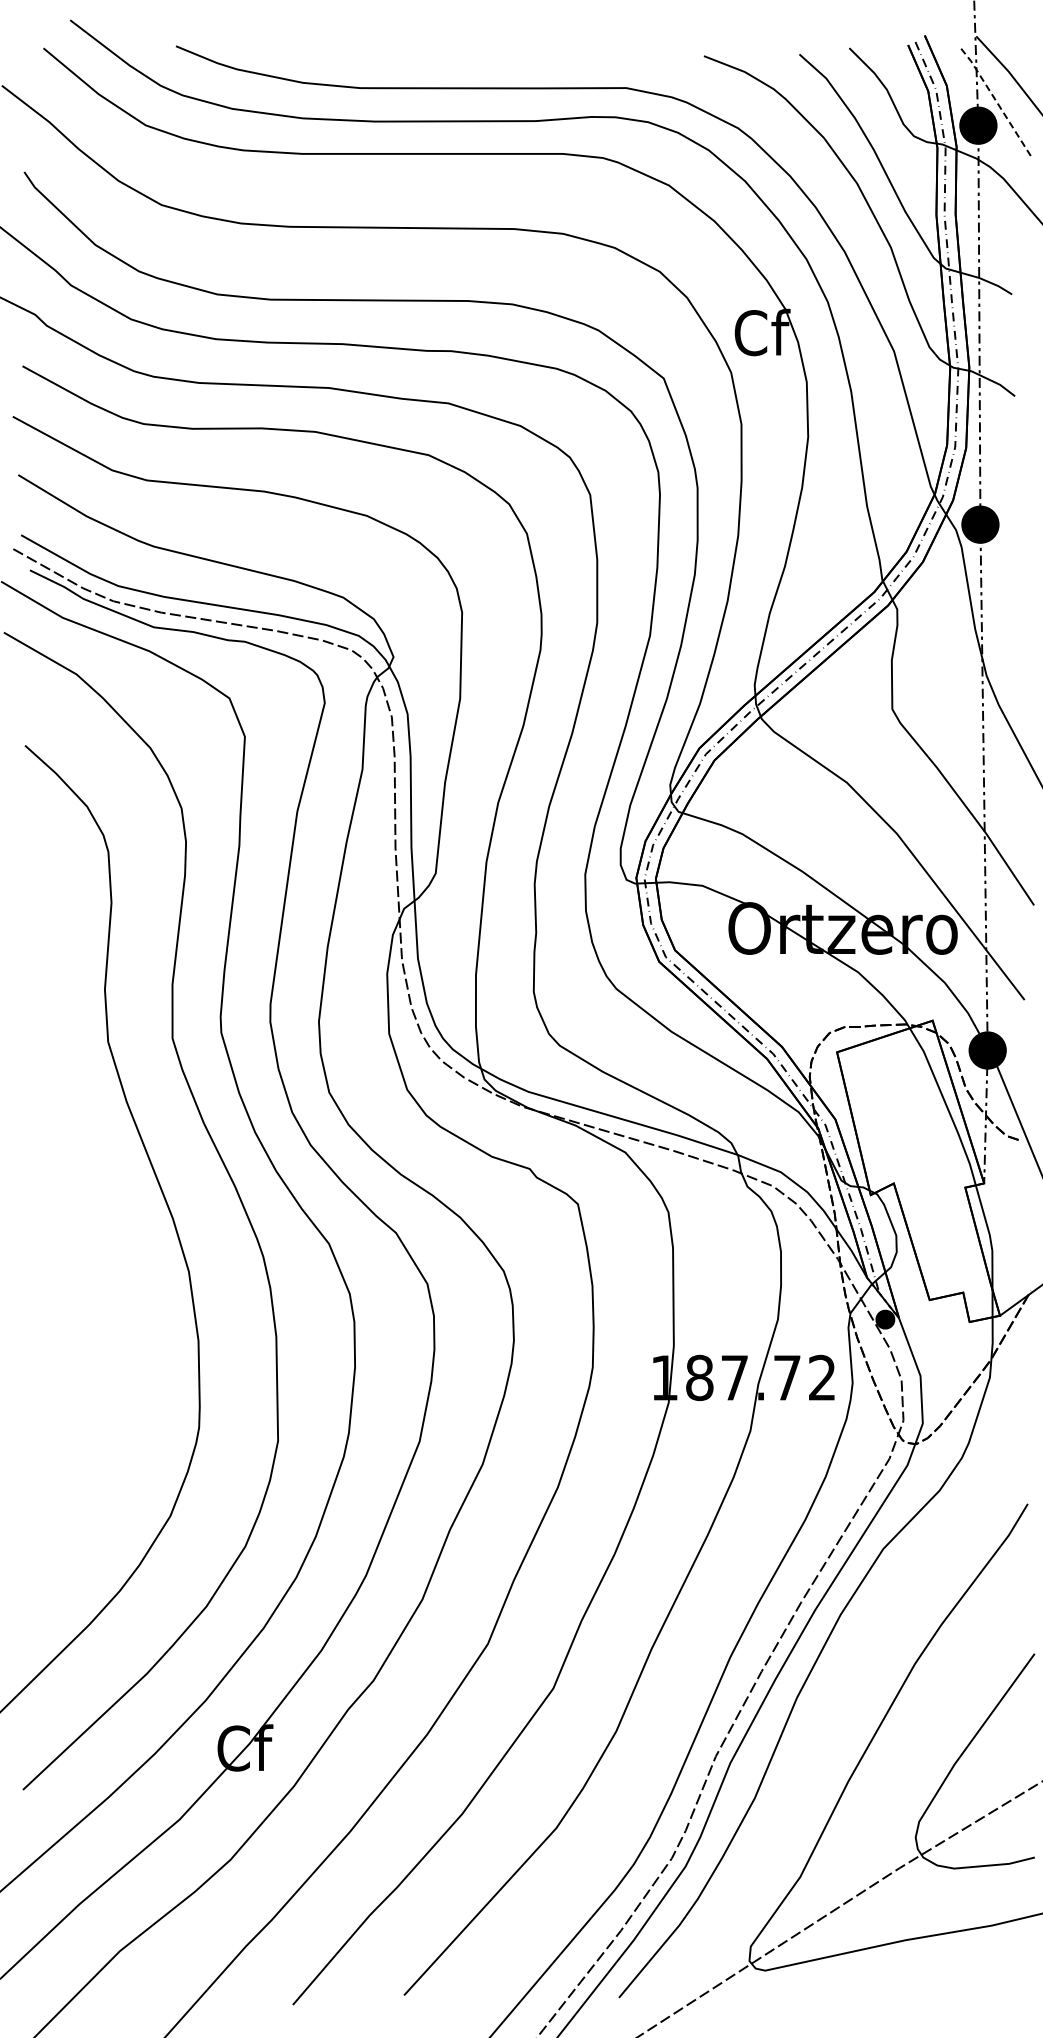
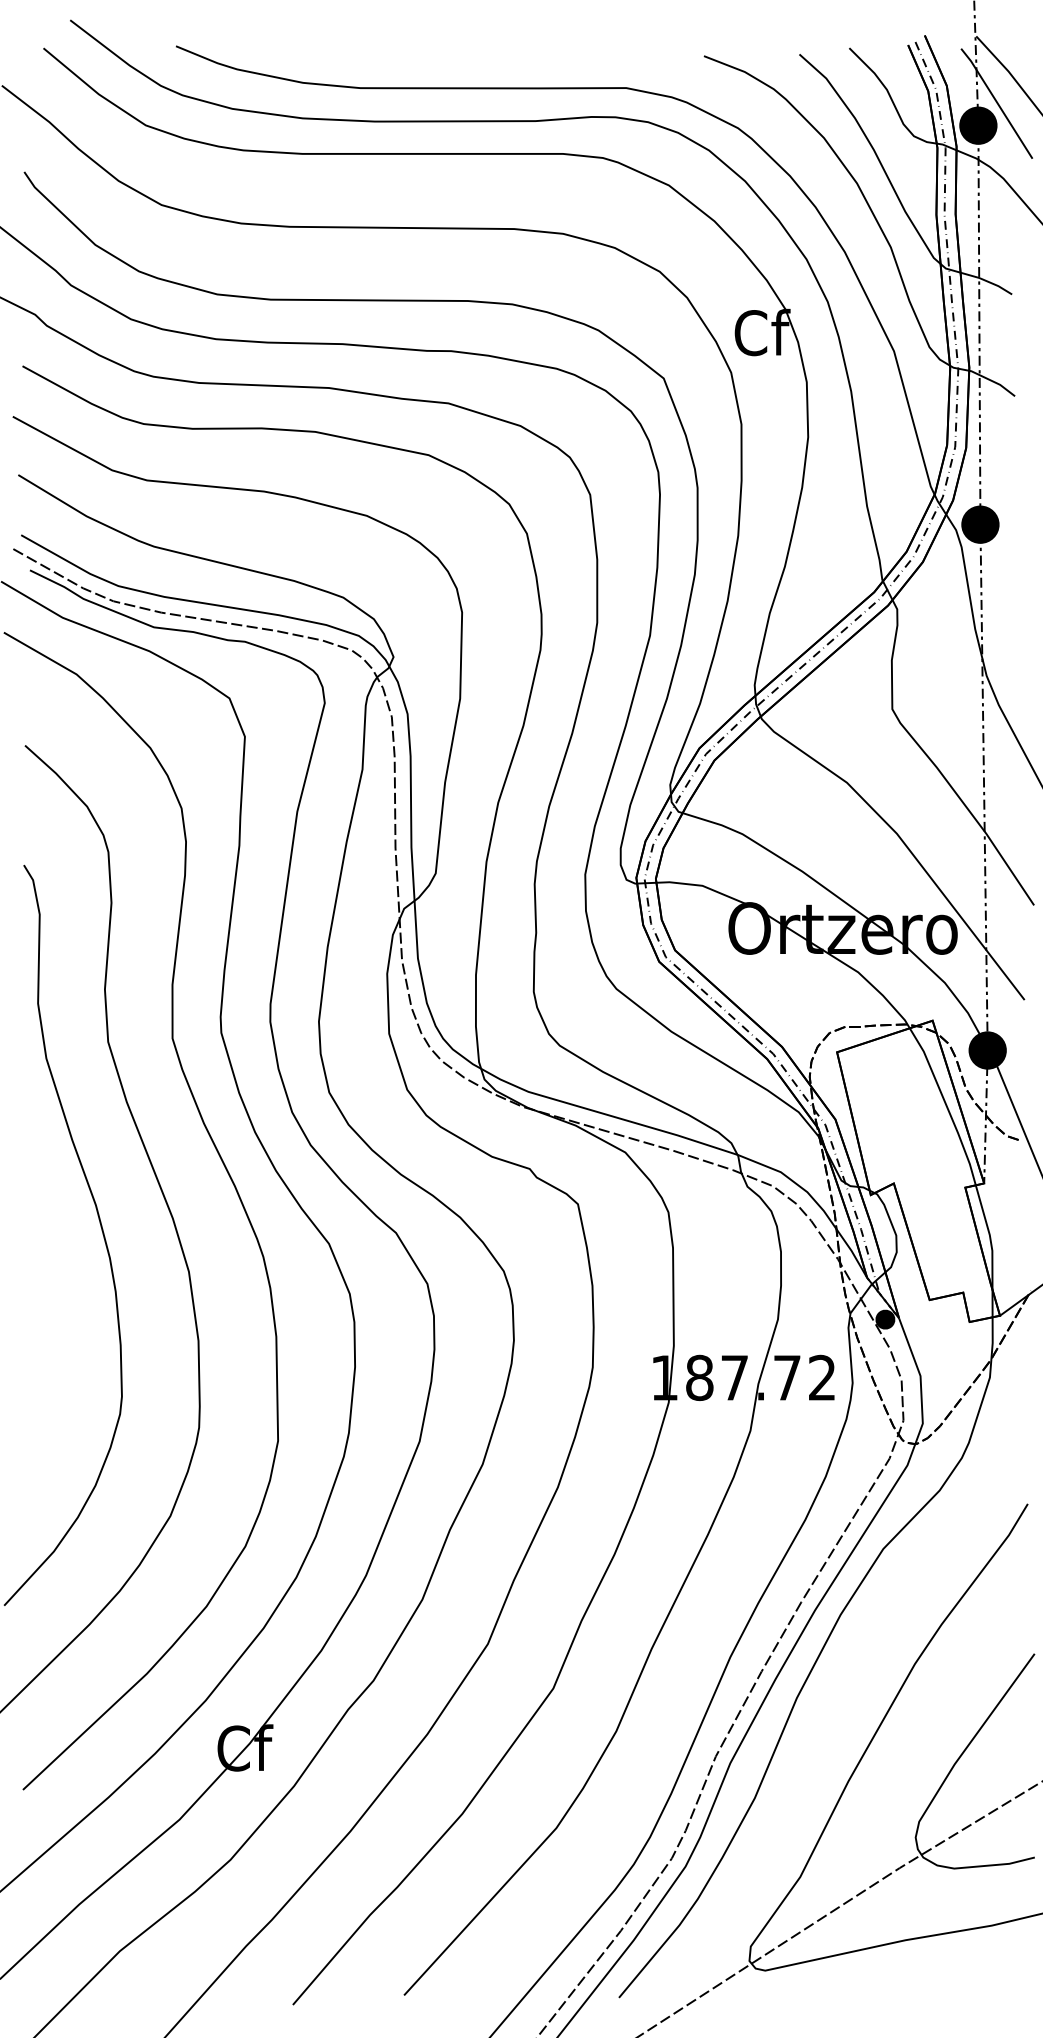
line: dashed -> solid (997, 103)
curve: none -> present (99, 1223)
